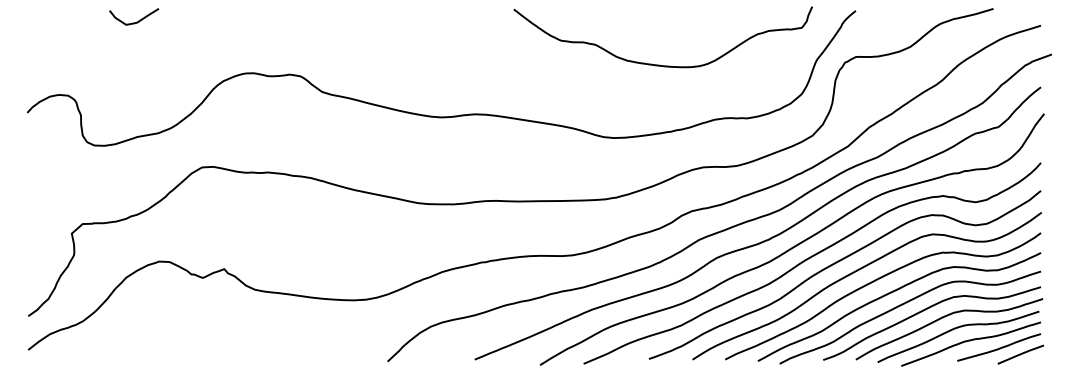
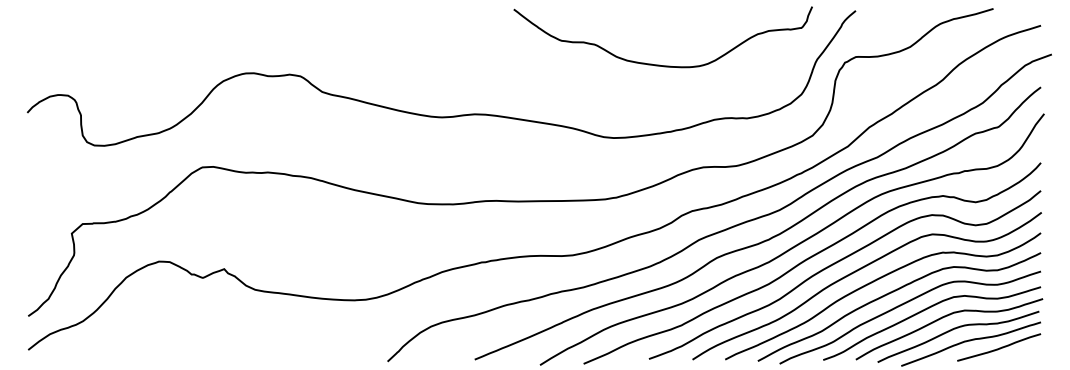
curve: present -> none (136, 21)
line: present -> none (1020, 354)
